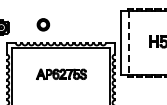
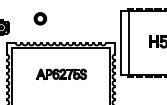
part position: (43, 24) -> (40, 18) (40, 18)
line: dashed -> solid (128, 43)
